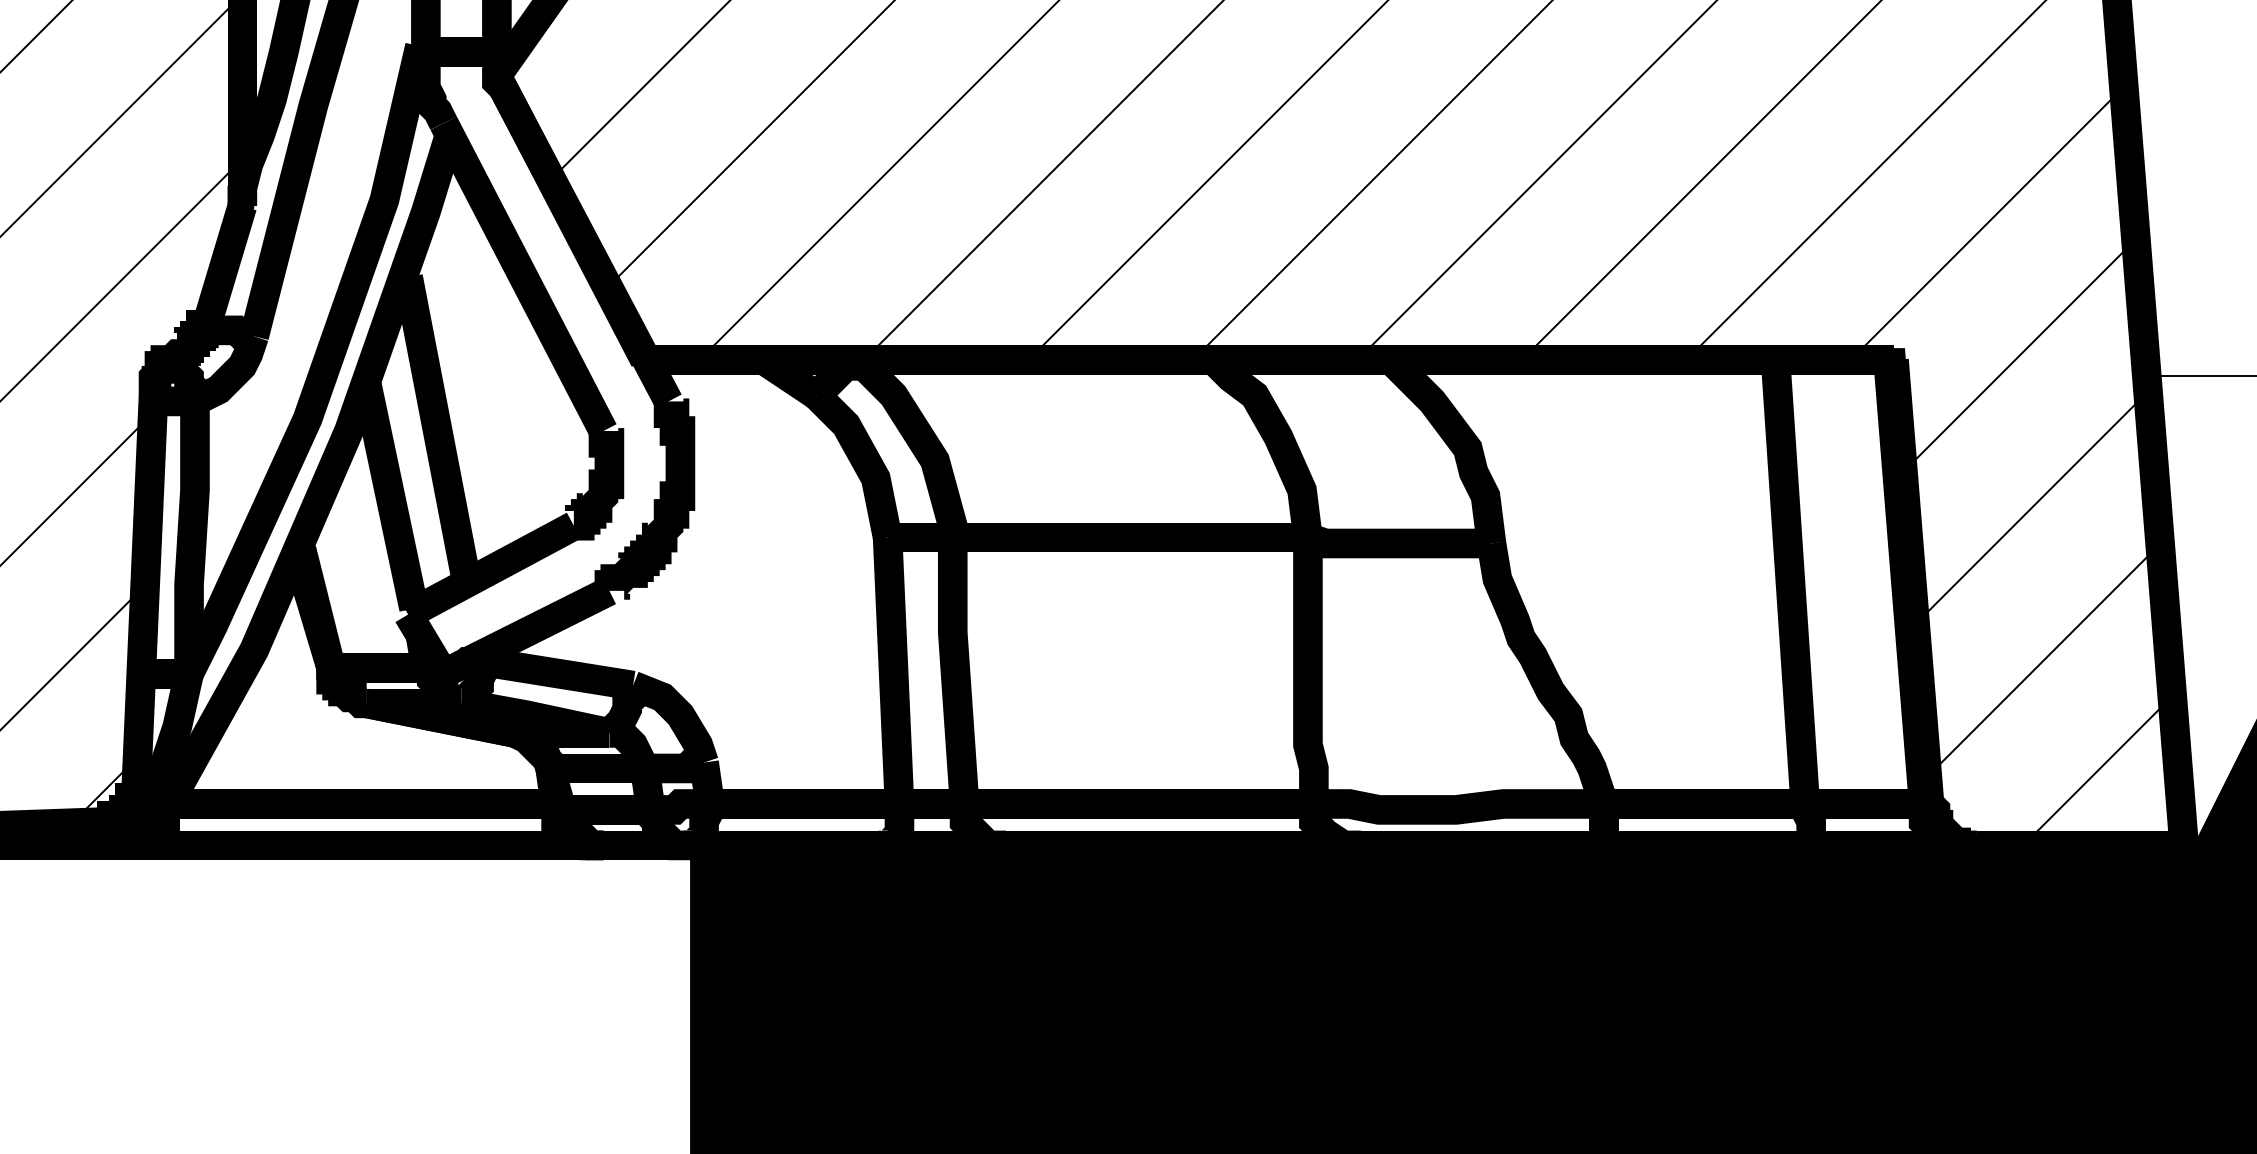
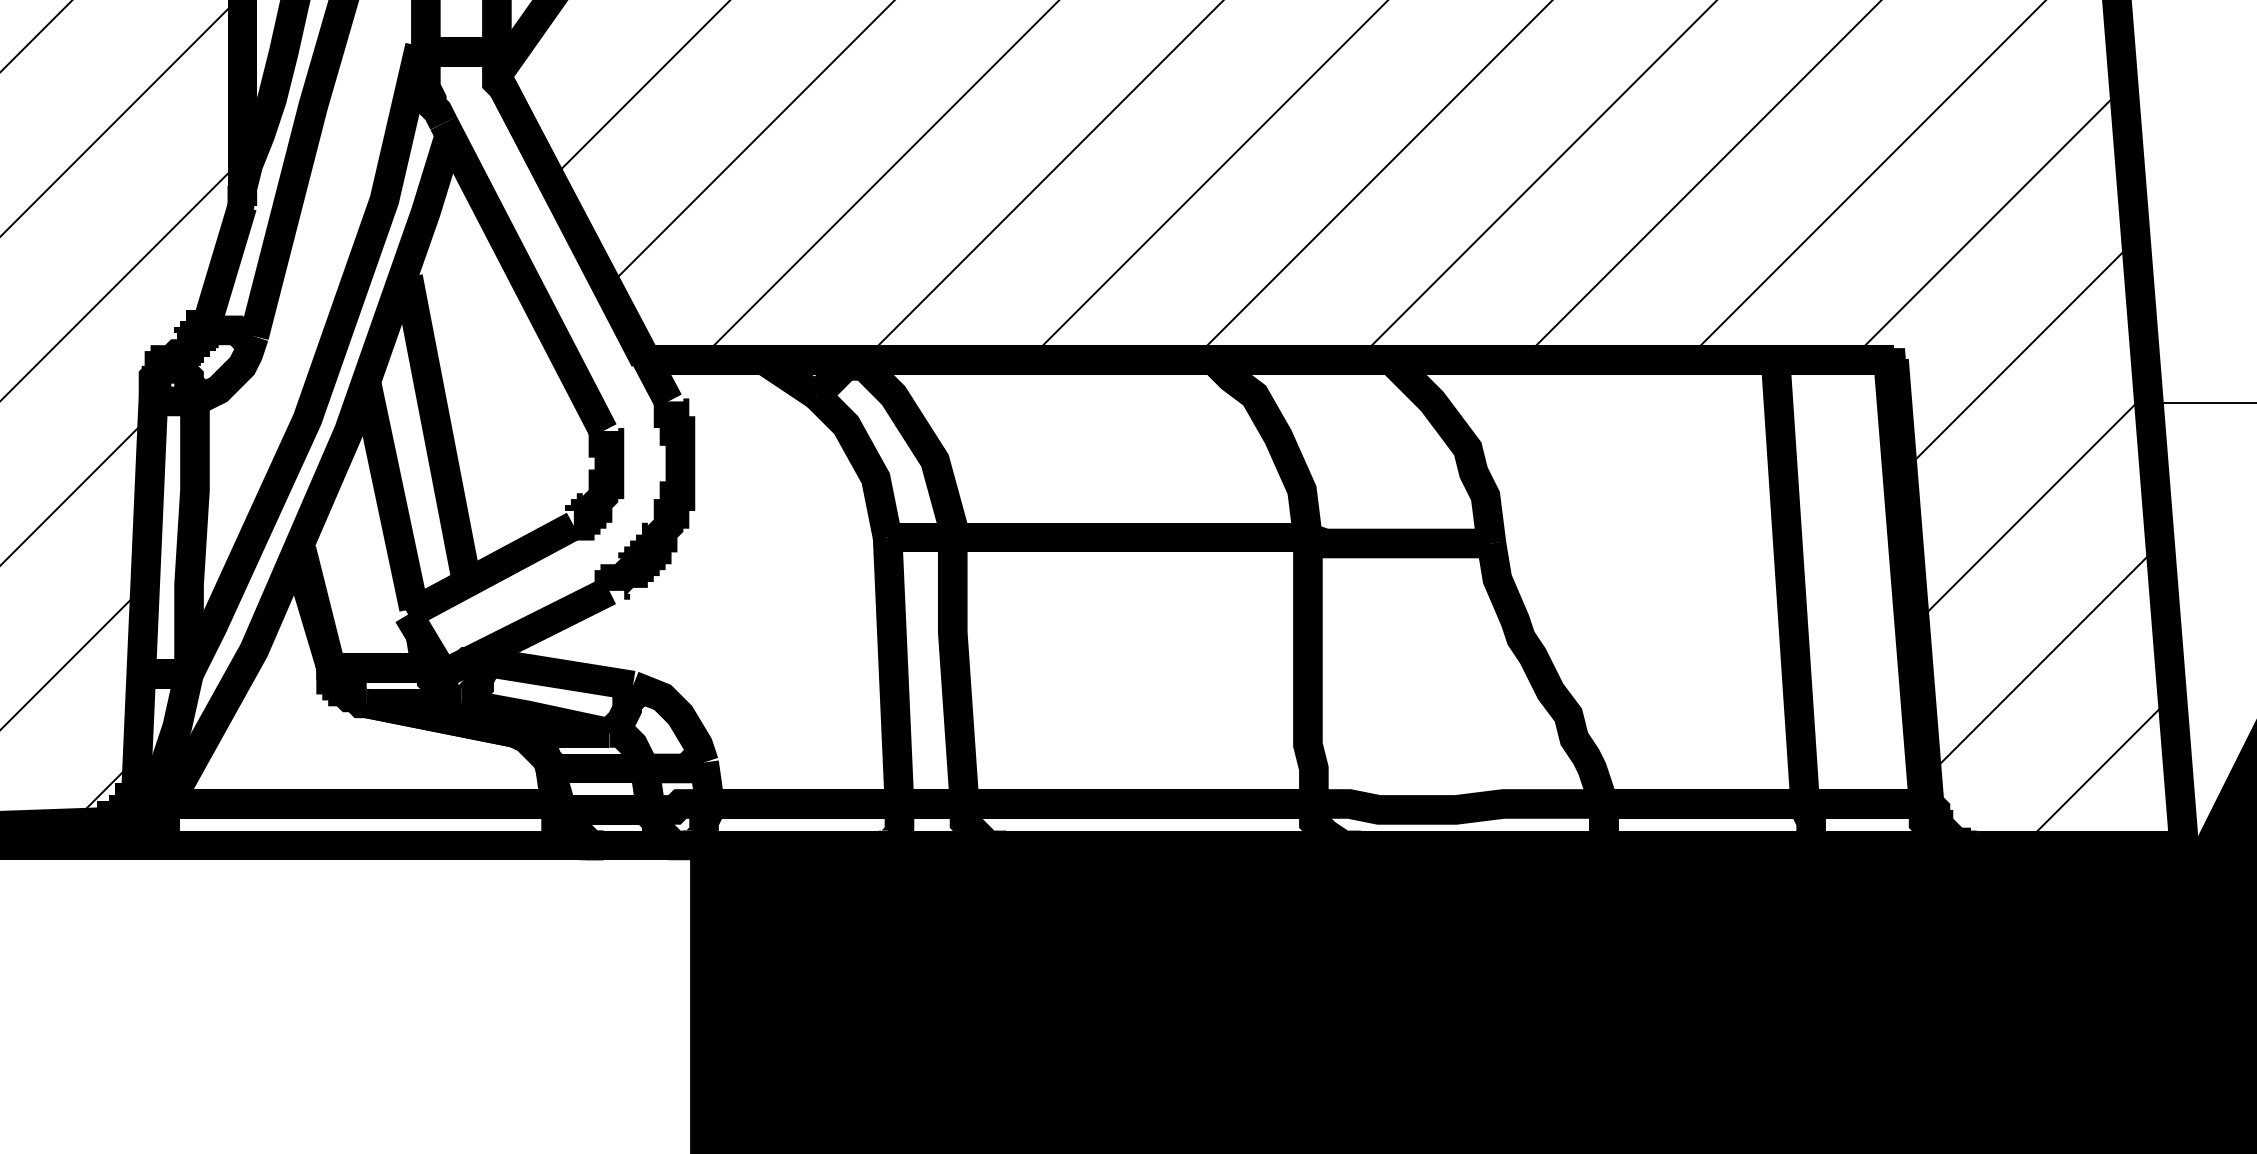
line position: (2200, 376) -> (2200, 403) (2200, 403)
